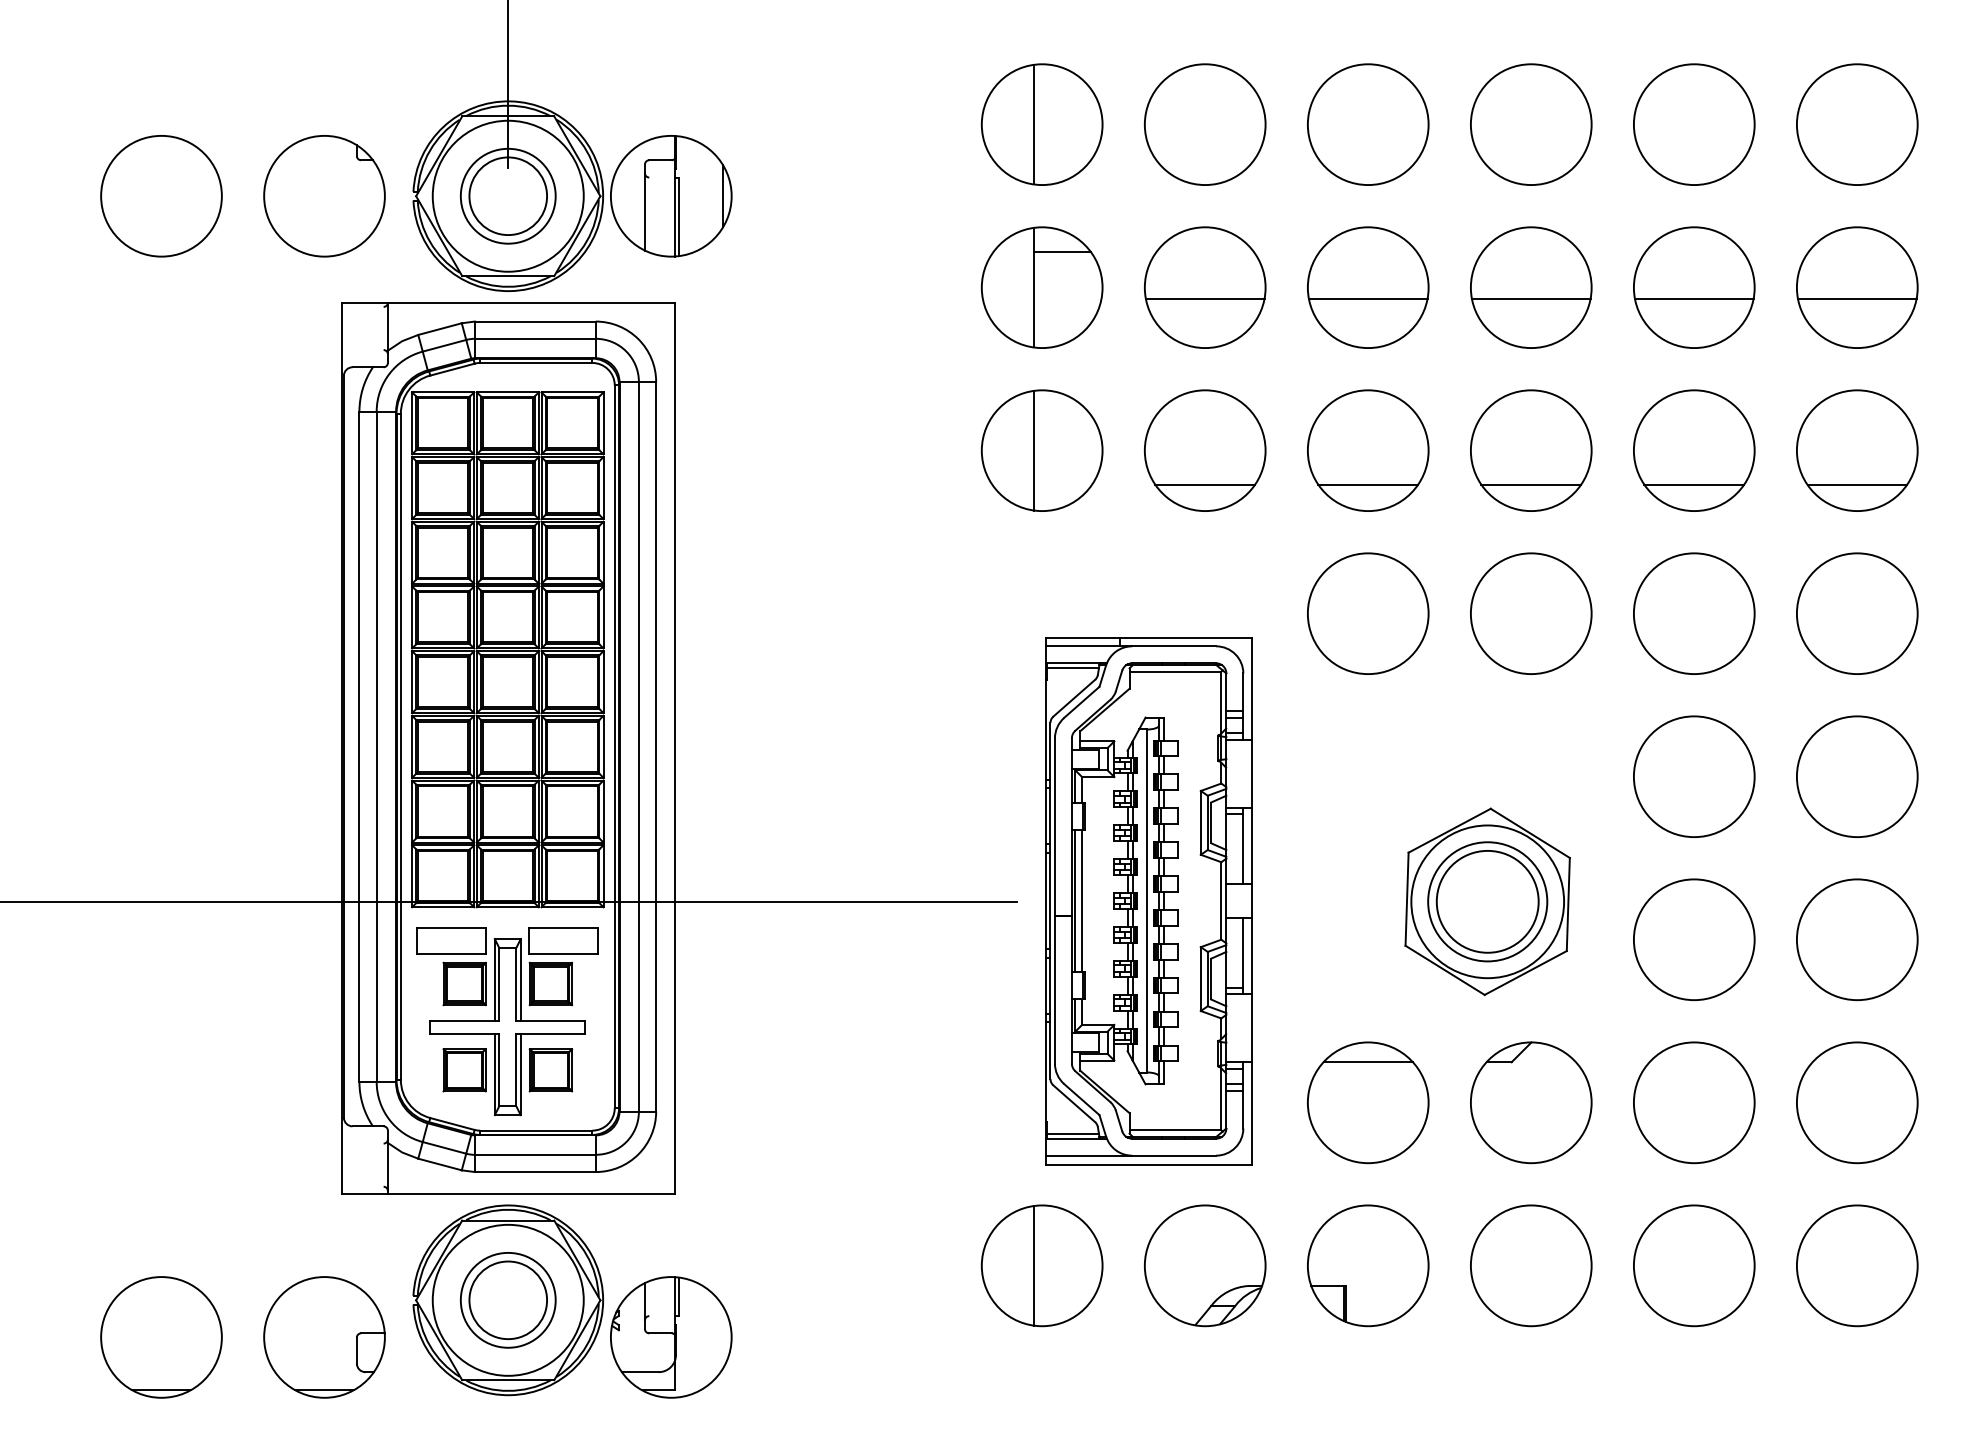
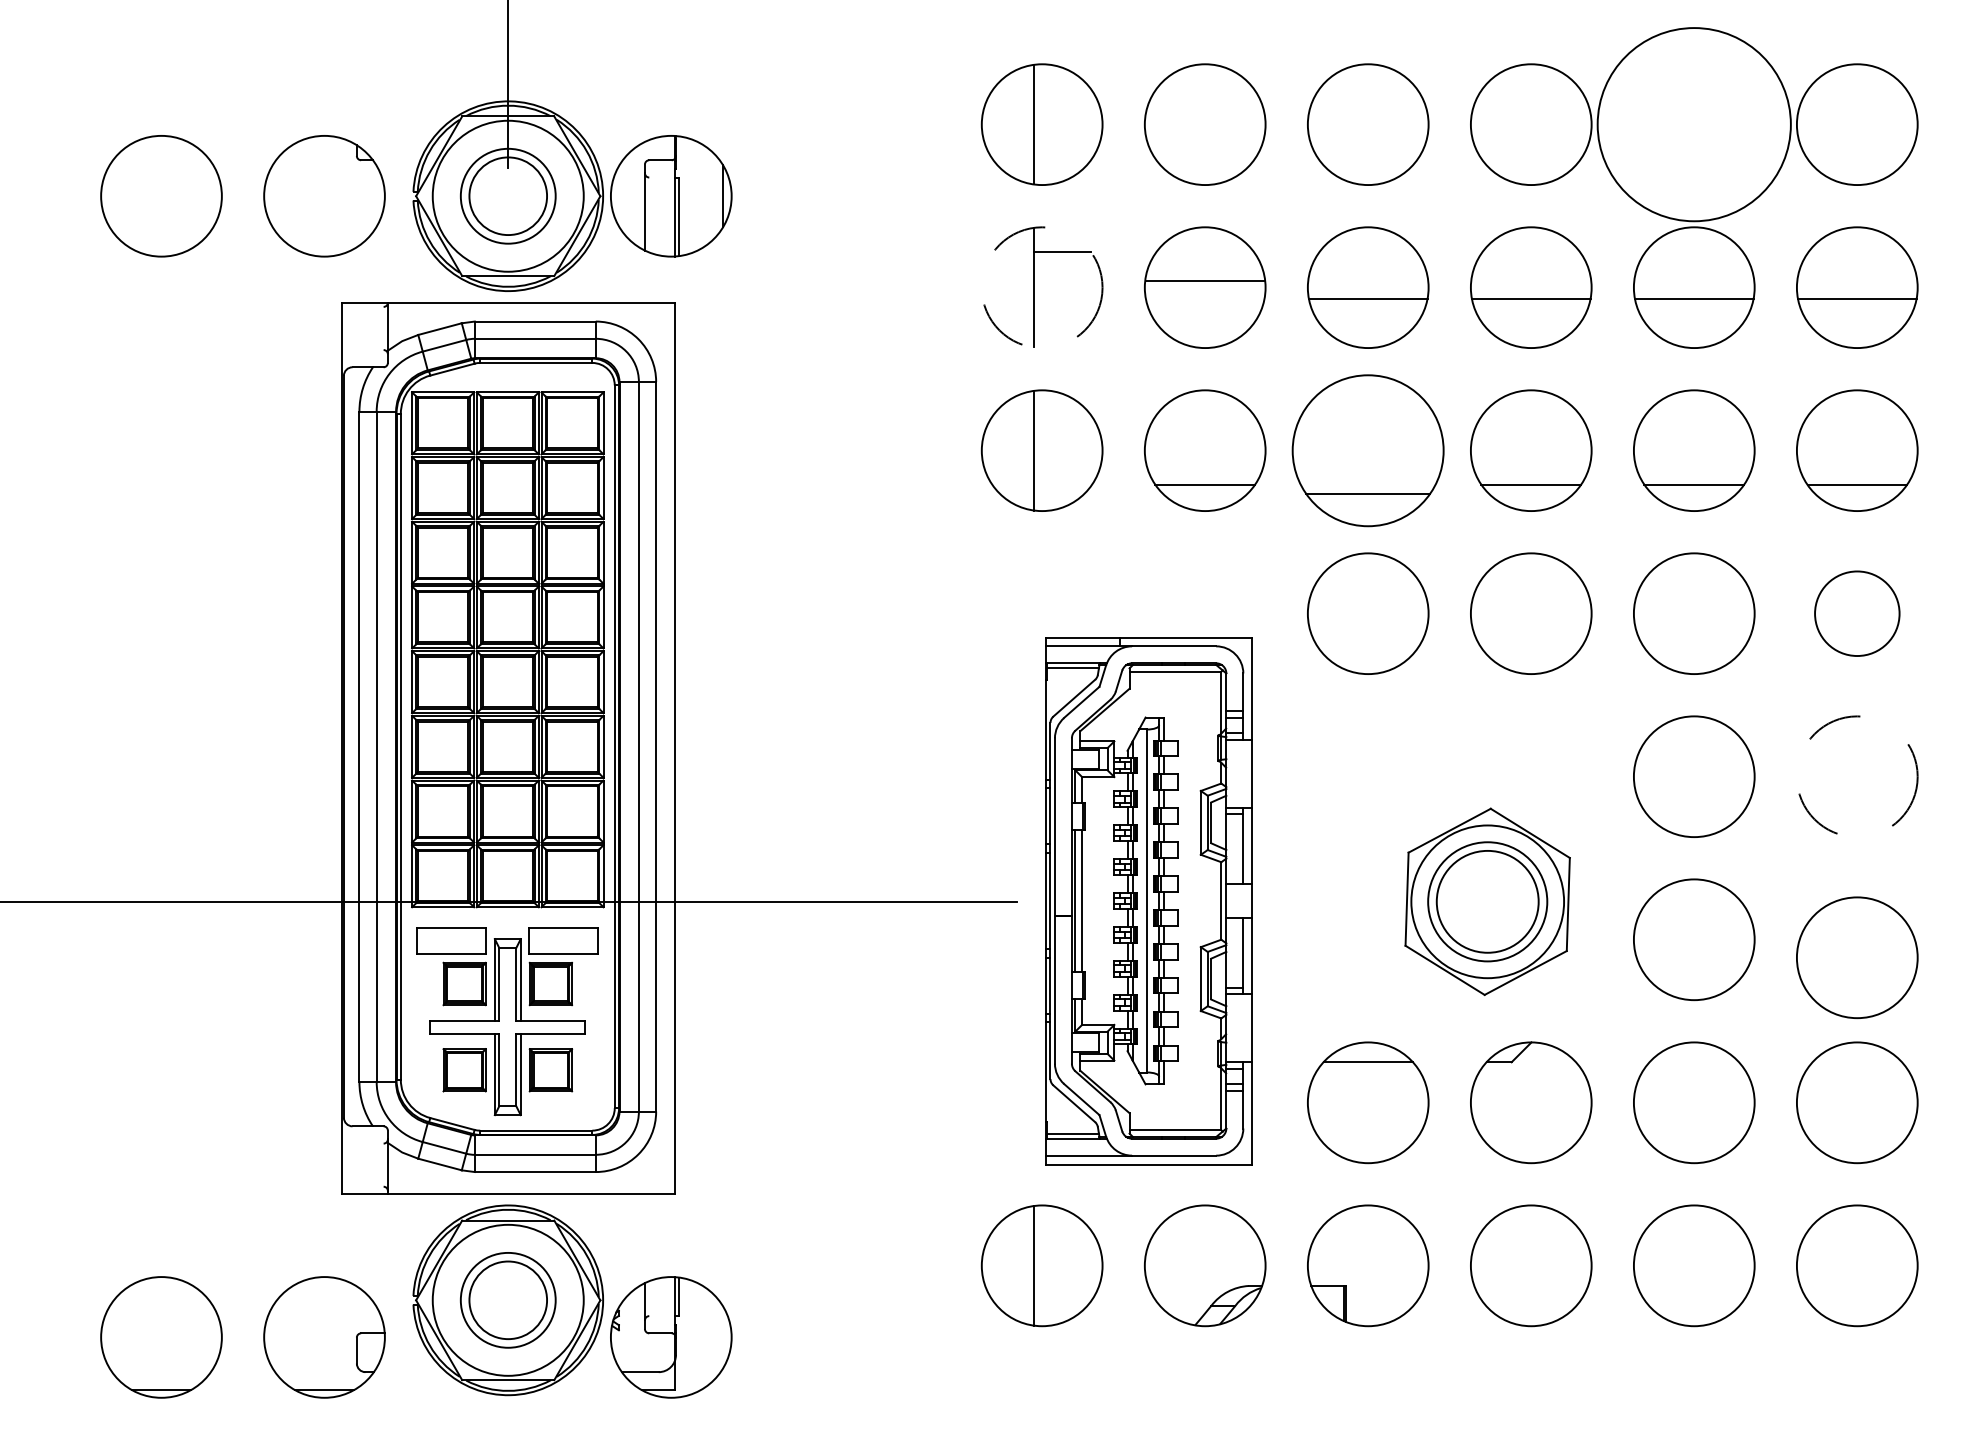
circle diameter: 121 px -> 193 px (1693, 124)
circle: solid -> dashed (1041, 287)
line position: (1204, 298) -> (1204, 280) (1204, 280)
part size: 123x123 px -> 154x154 px (1367, 450)
circle diameter: 121 px -> 85 px (1857, 613)
circle: solid -> dashed (1856, 776)
circle position: (1857, 939) -> (1857, 957) (1857, 957)
